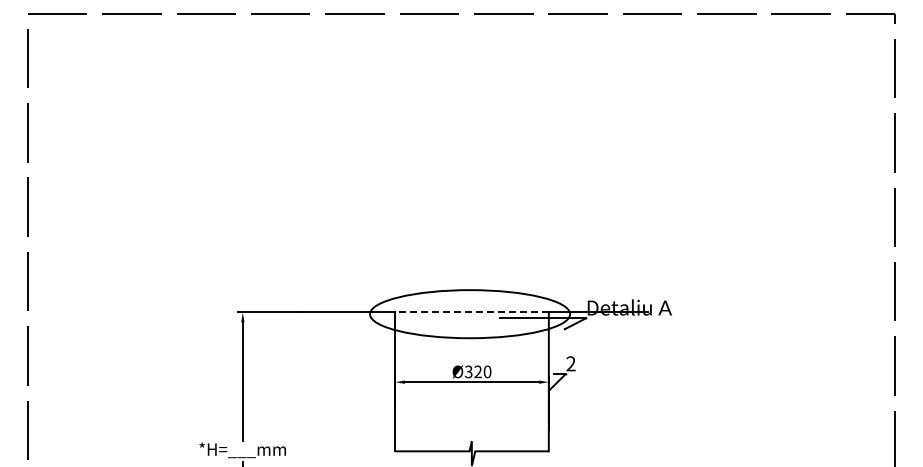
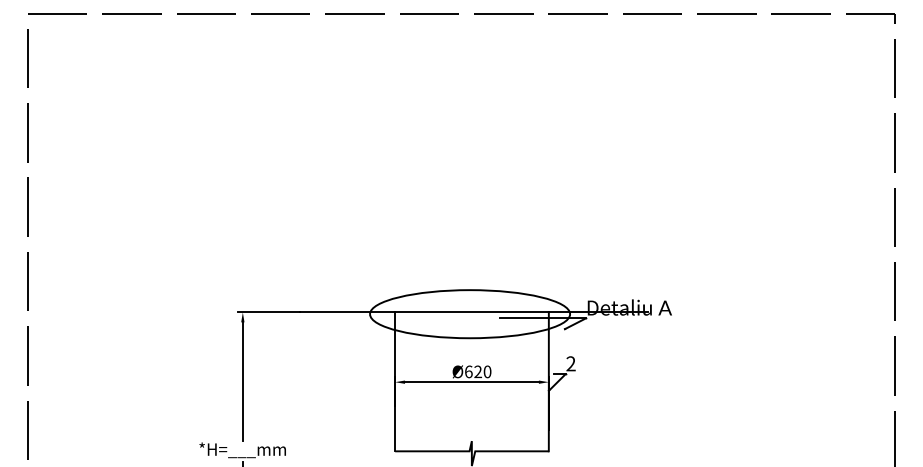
line: dashed -> solid (471, 312)
text: Ø320 -> Ø620 (468, 371)
